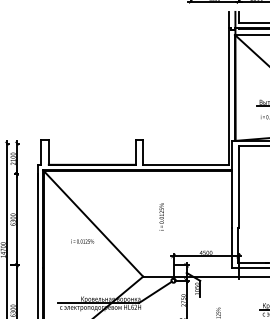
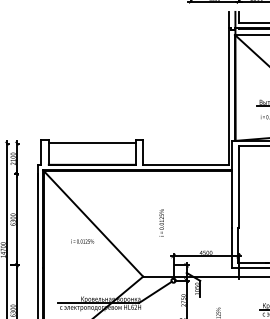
line: none -> present (91, 143)
text position: (161, 216) -> (161, 222) (161, 222)
